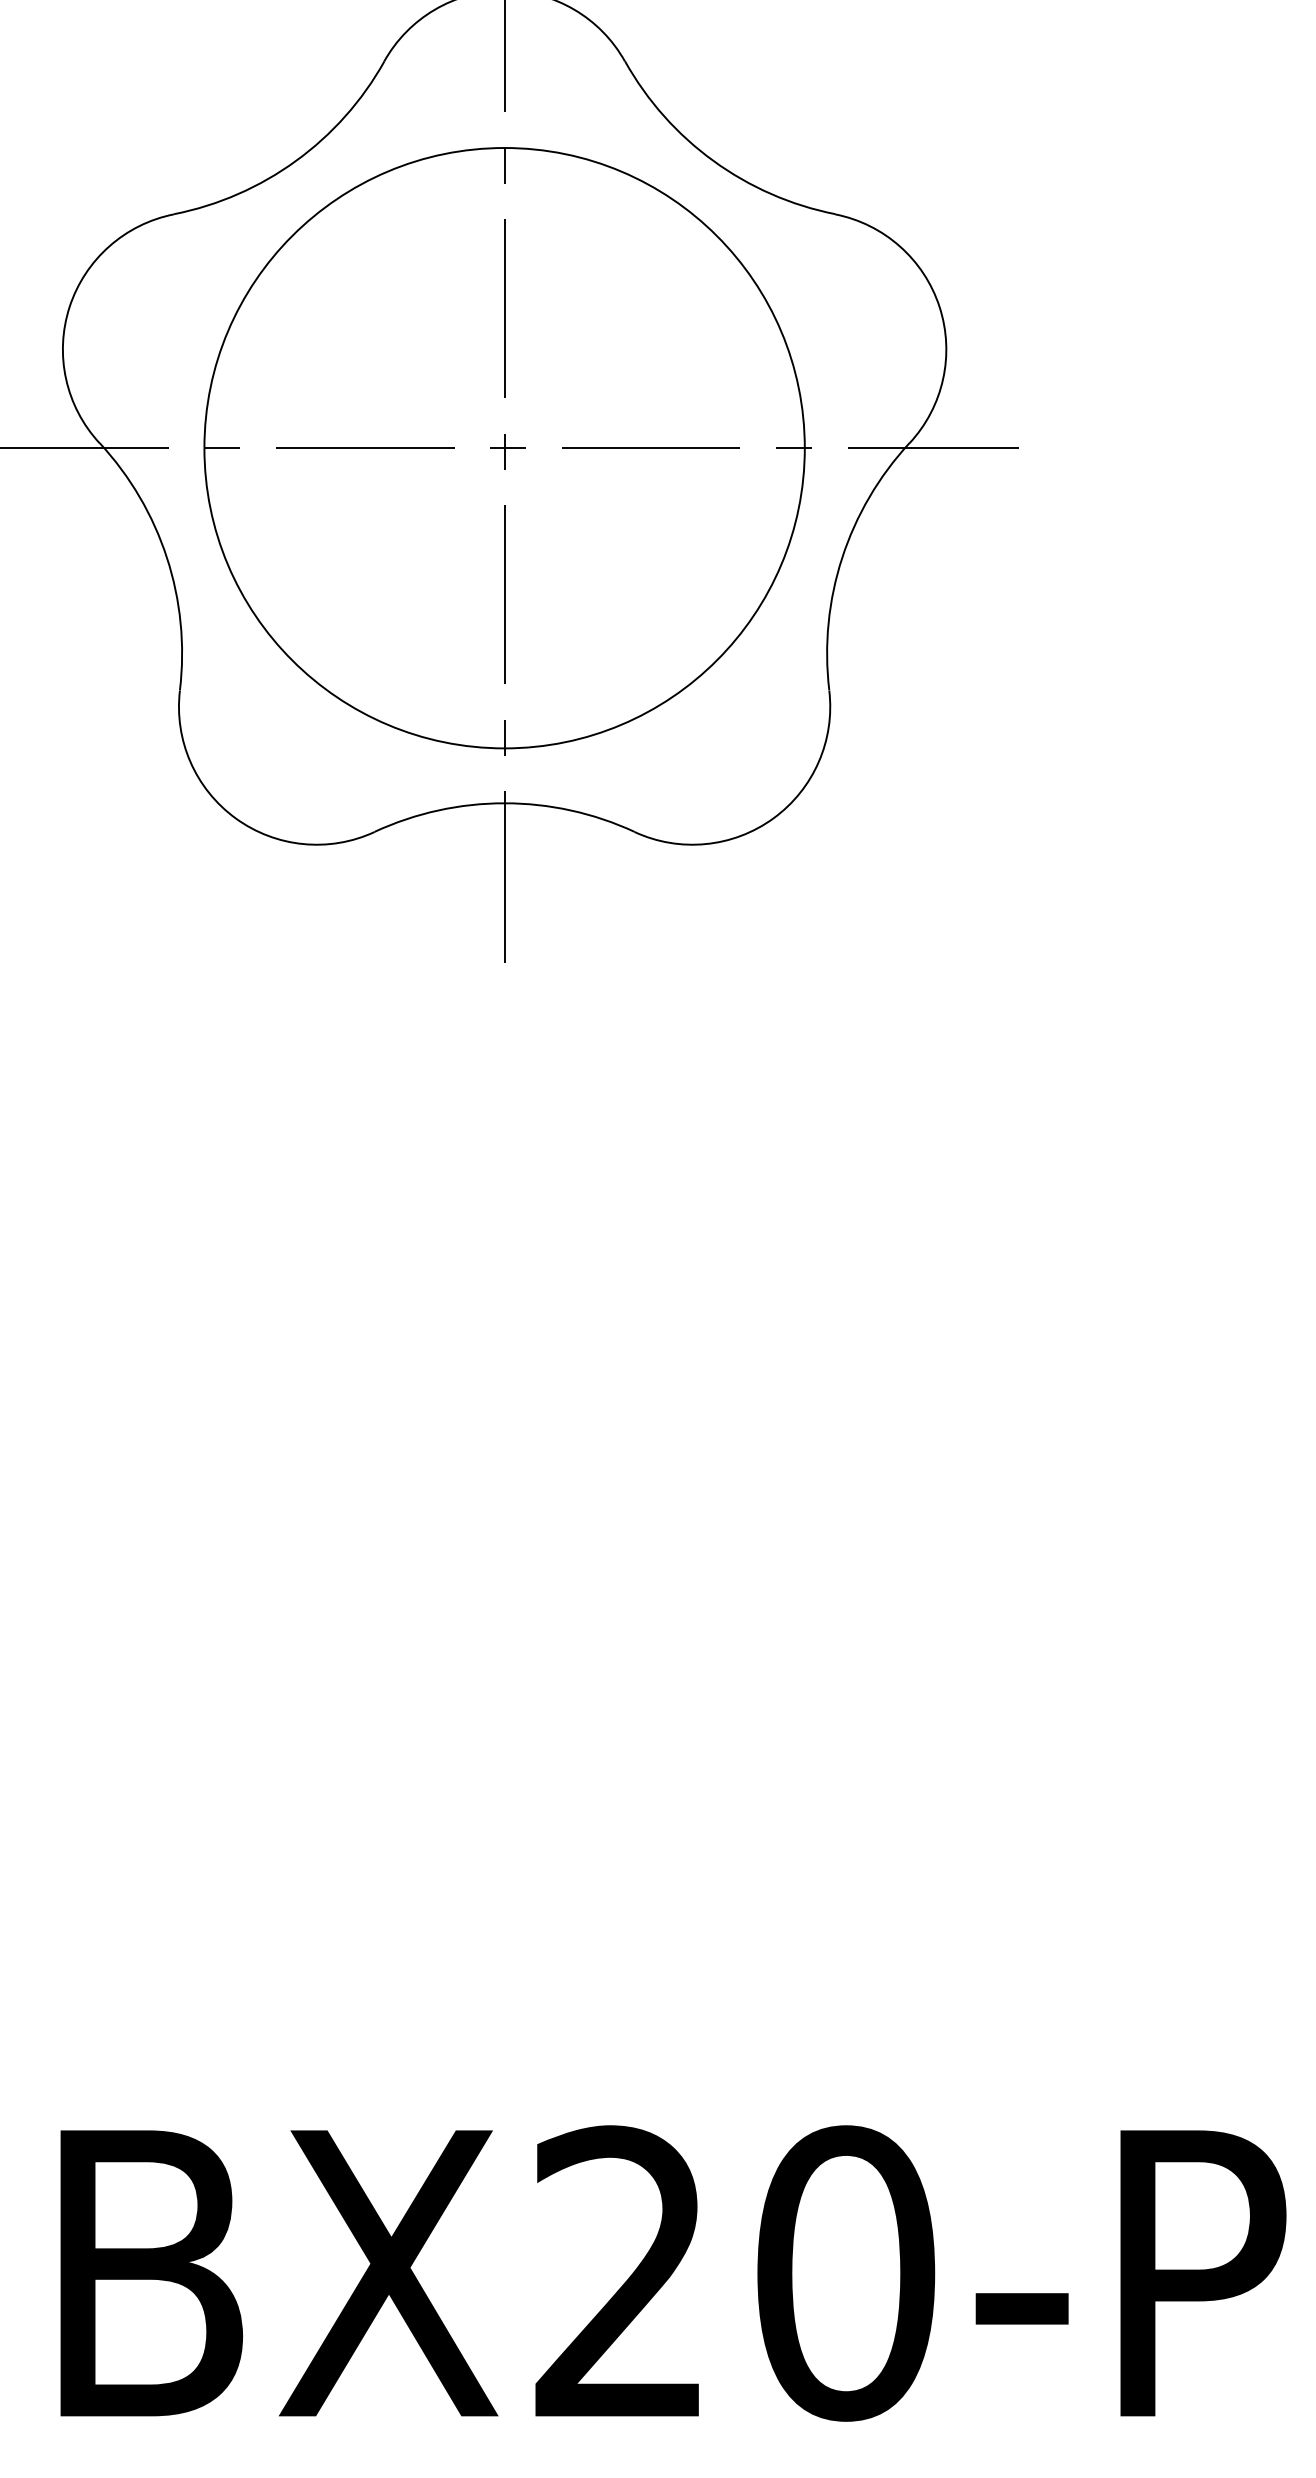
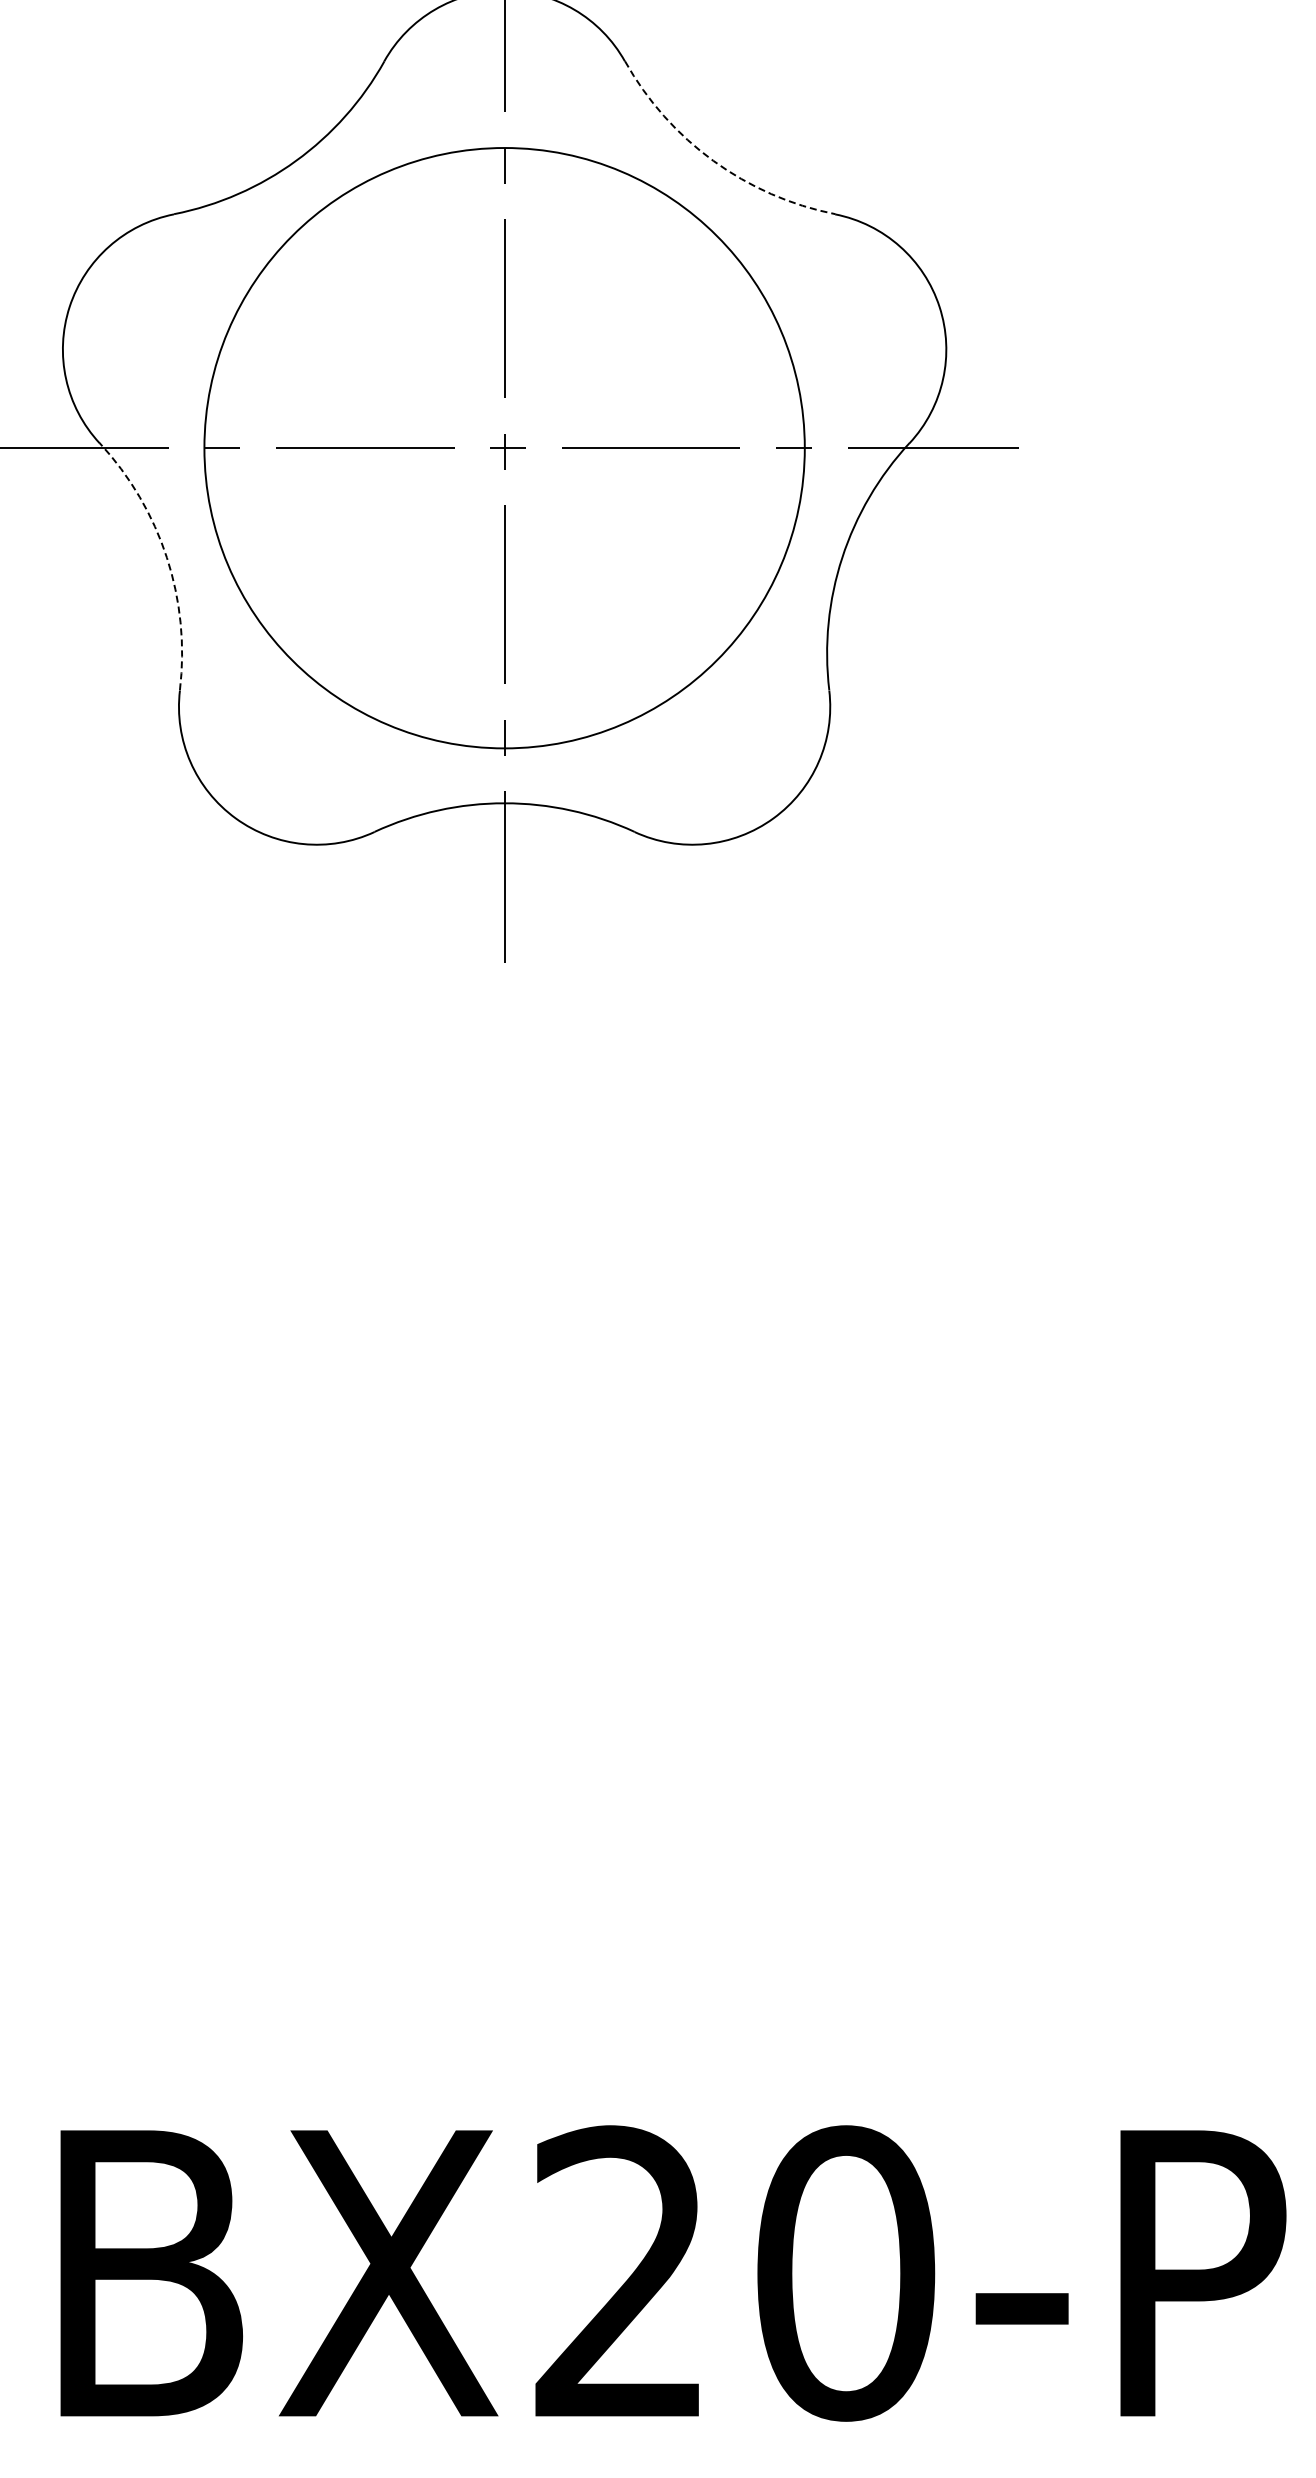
arc: solid -> dashed (713, 160)
arc: solid -> dashed (166, 557)
